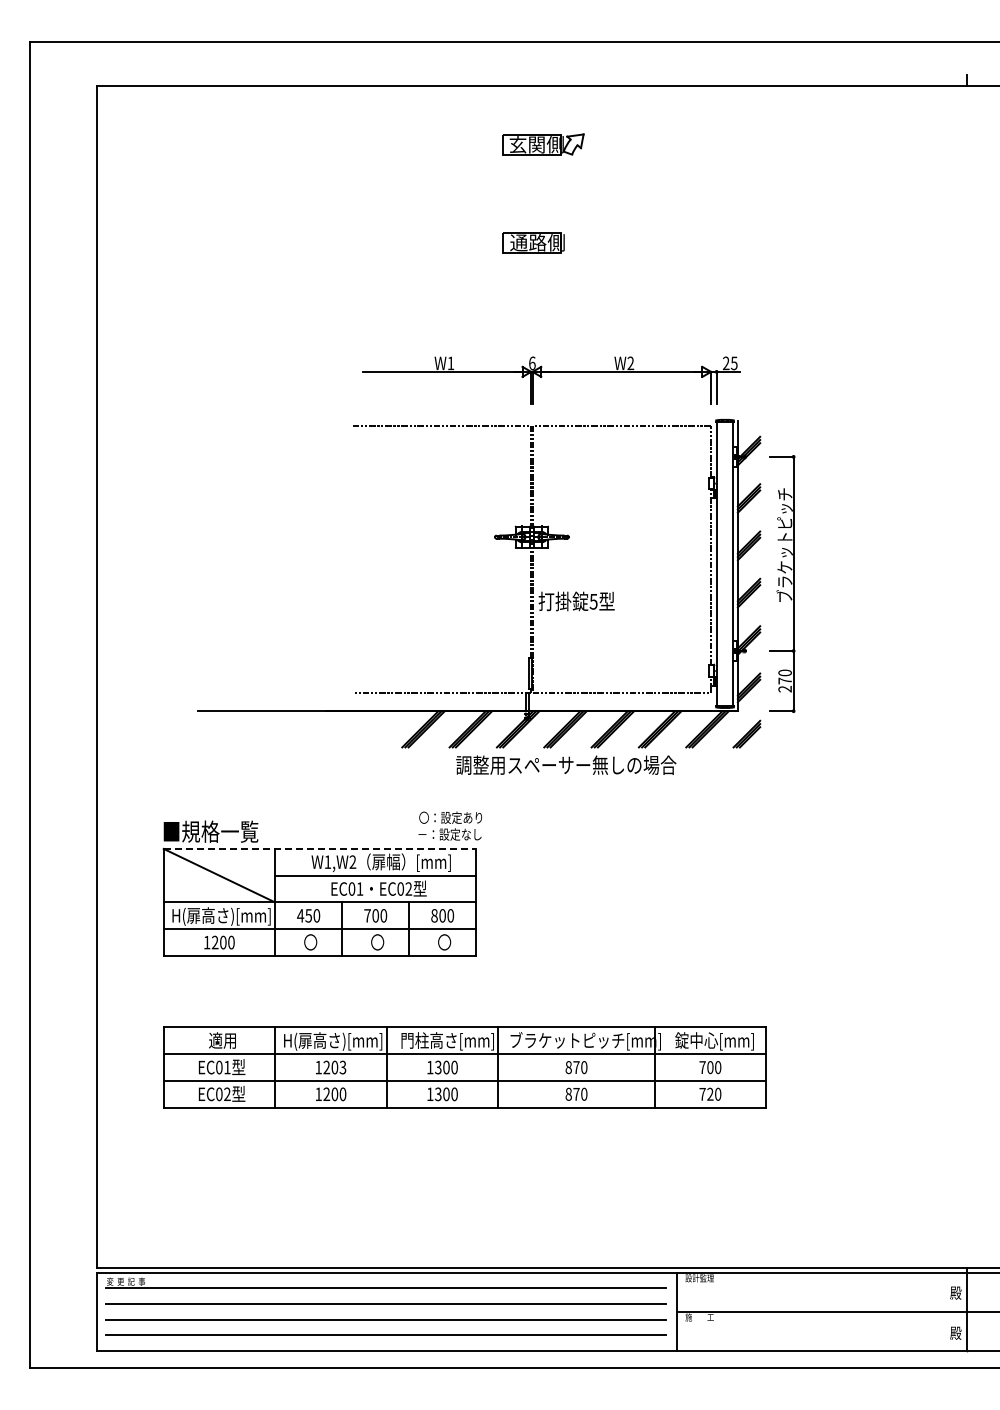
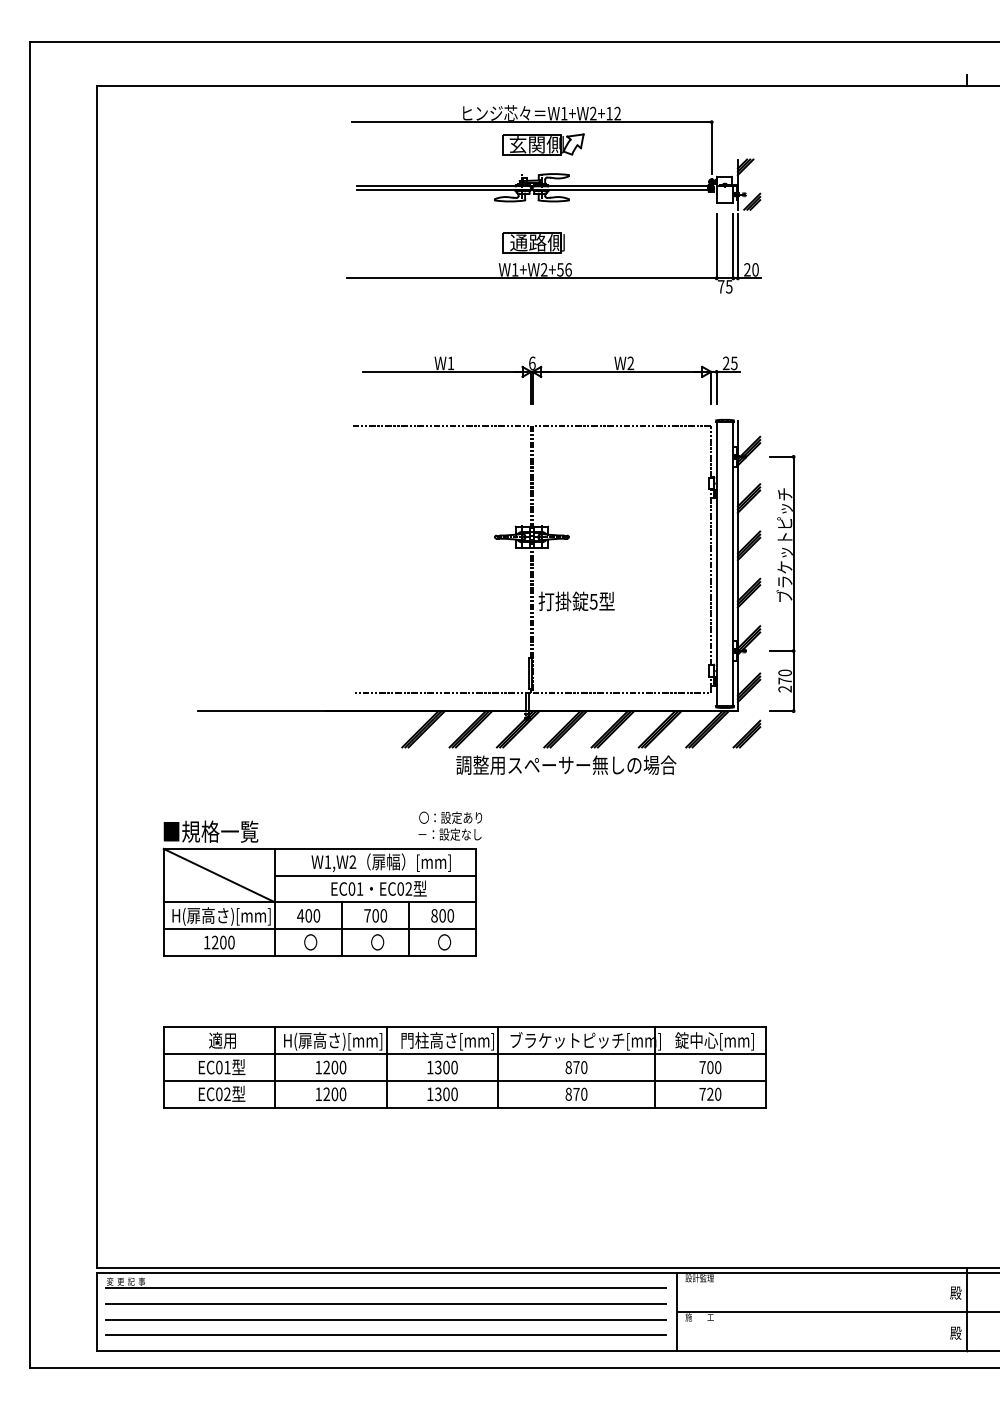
part: none -> present (553, 199)
line: dashed -> solid (320, 848)
text: 450 -> 400 (308, 915)
text: 1203 -> 1200 (342, 1067)
